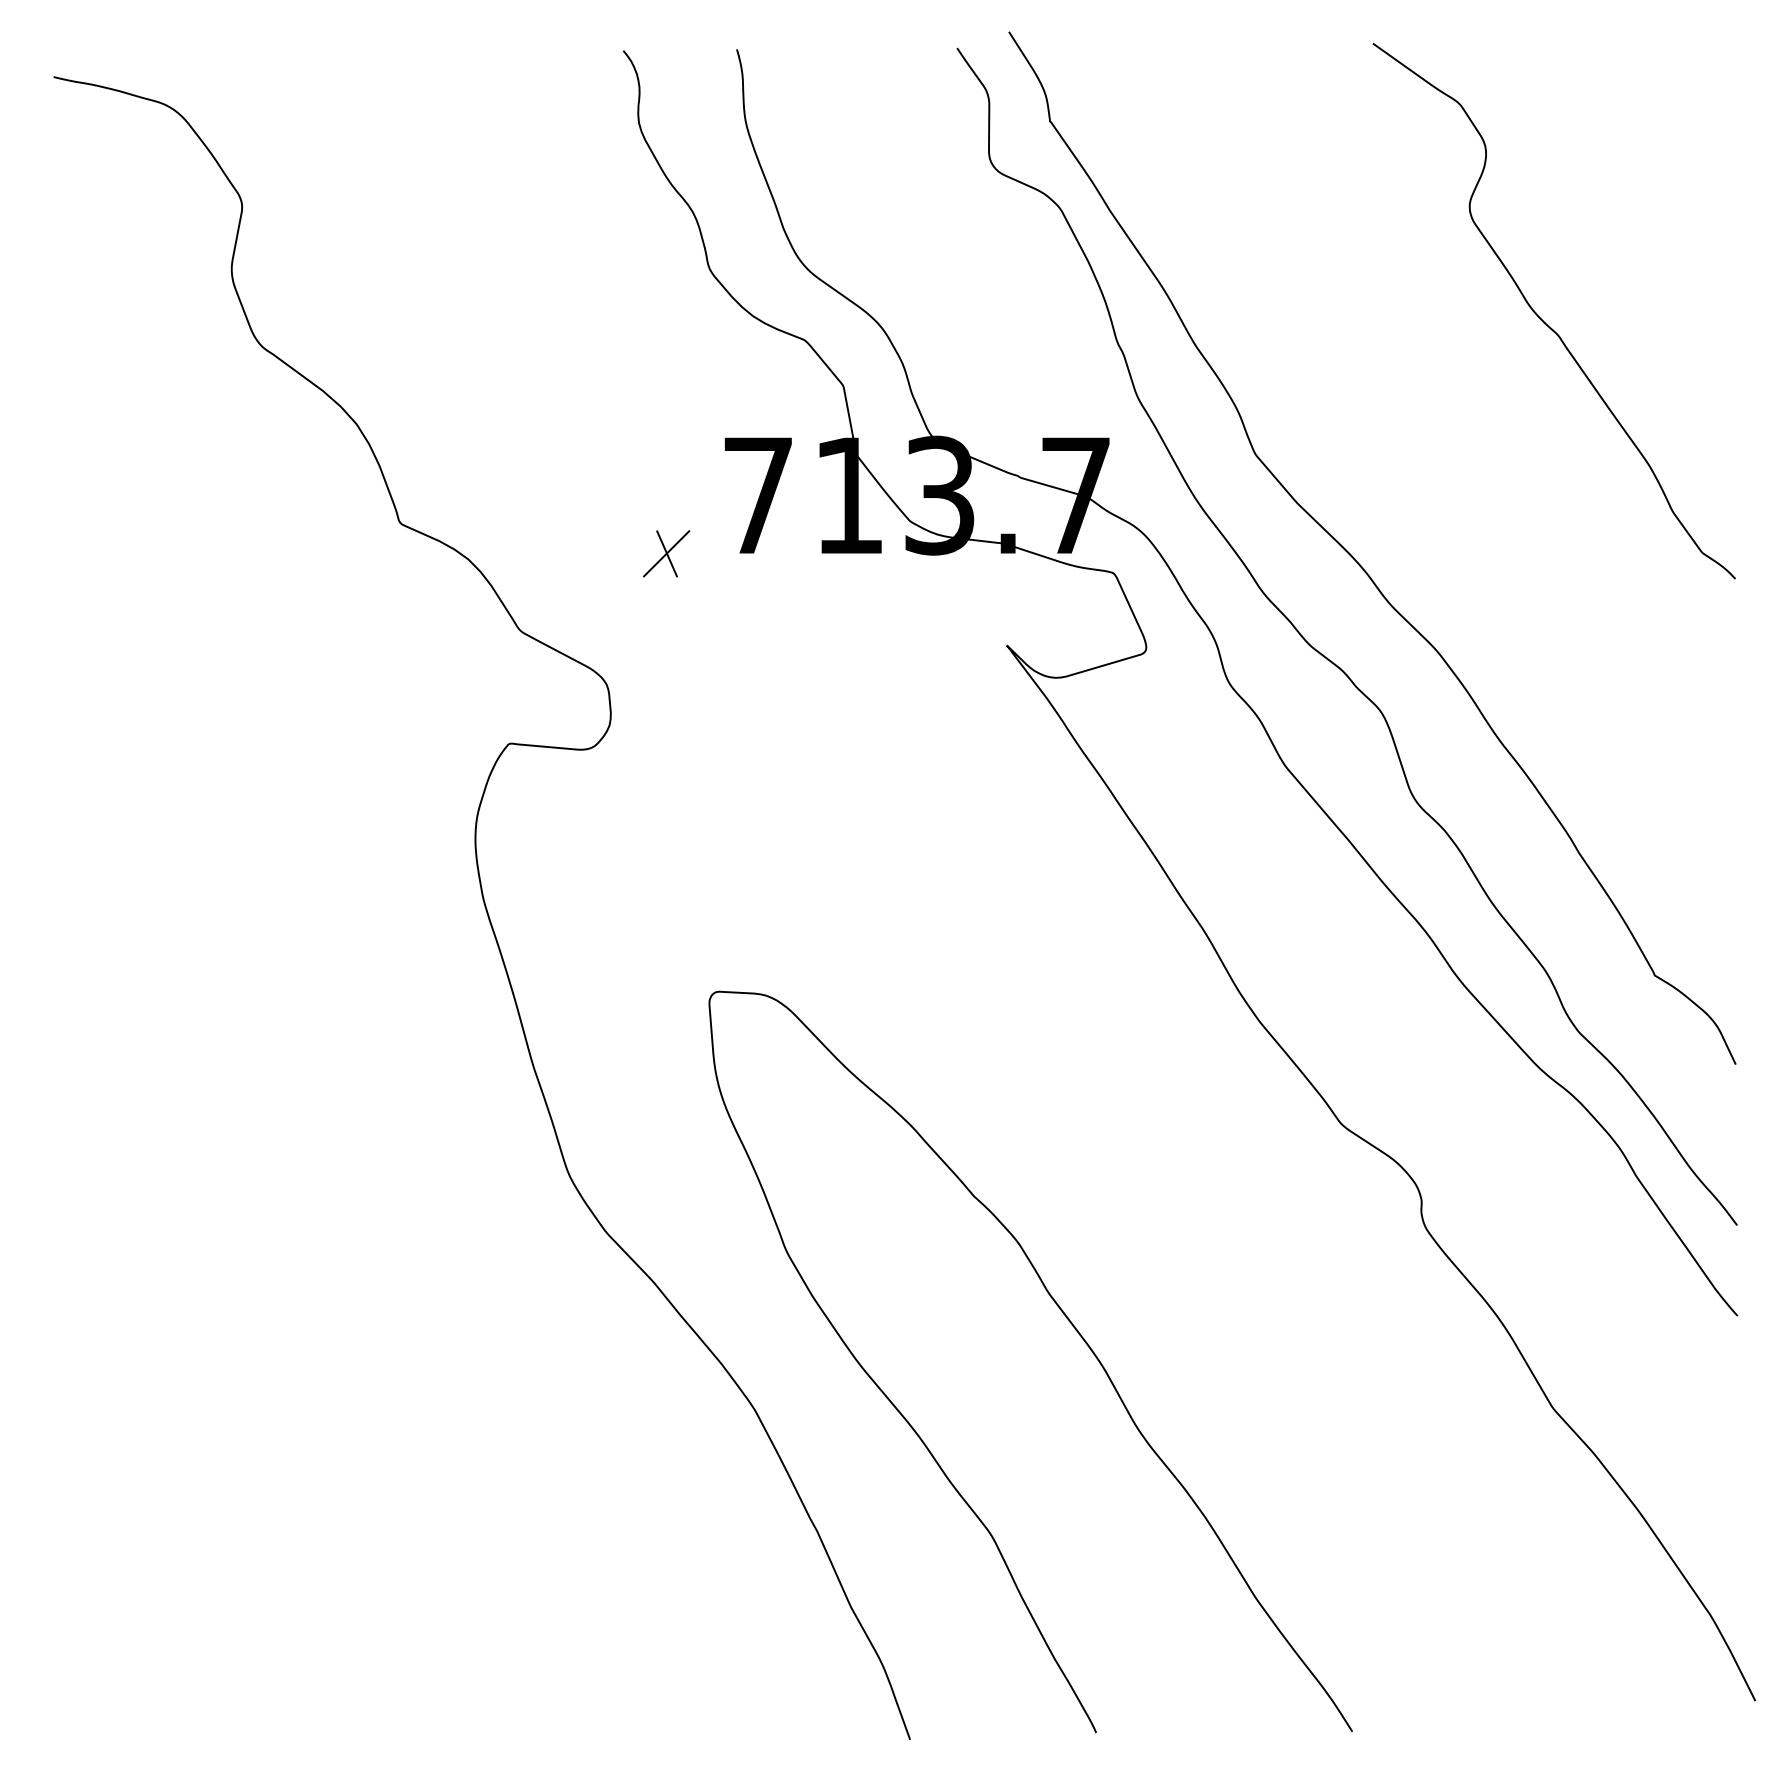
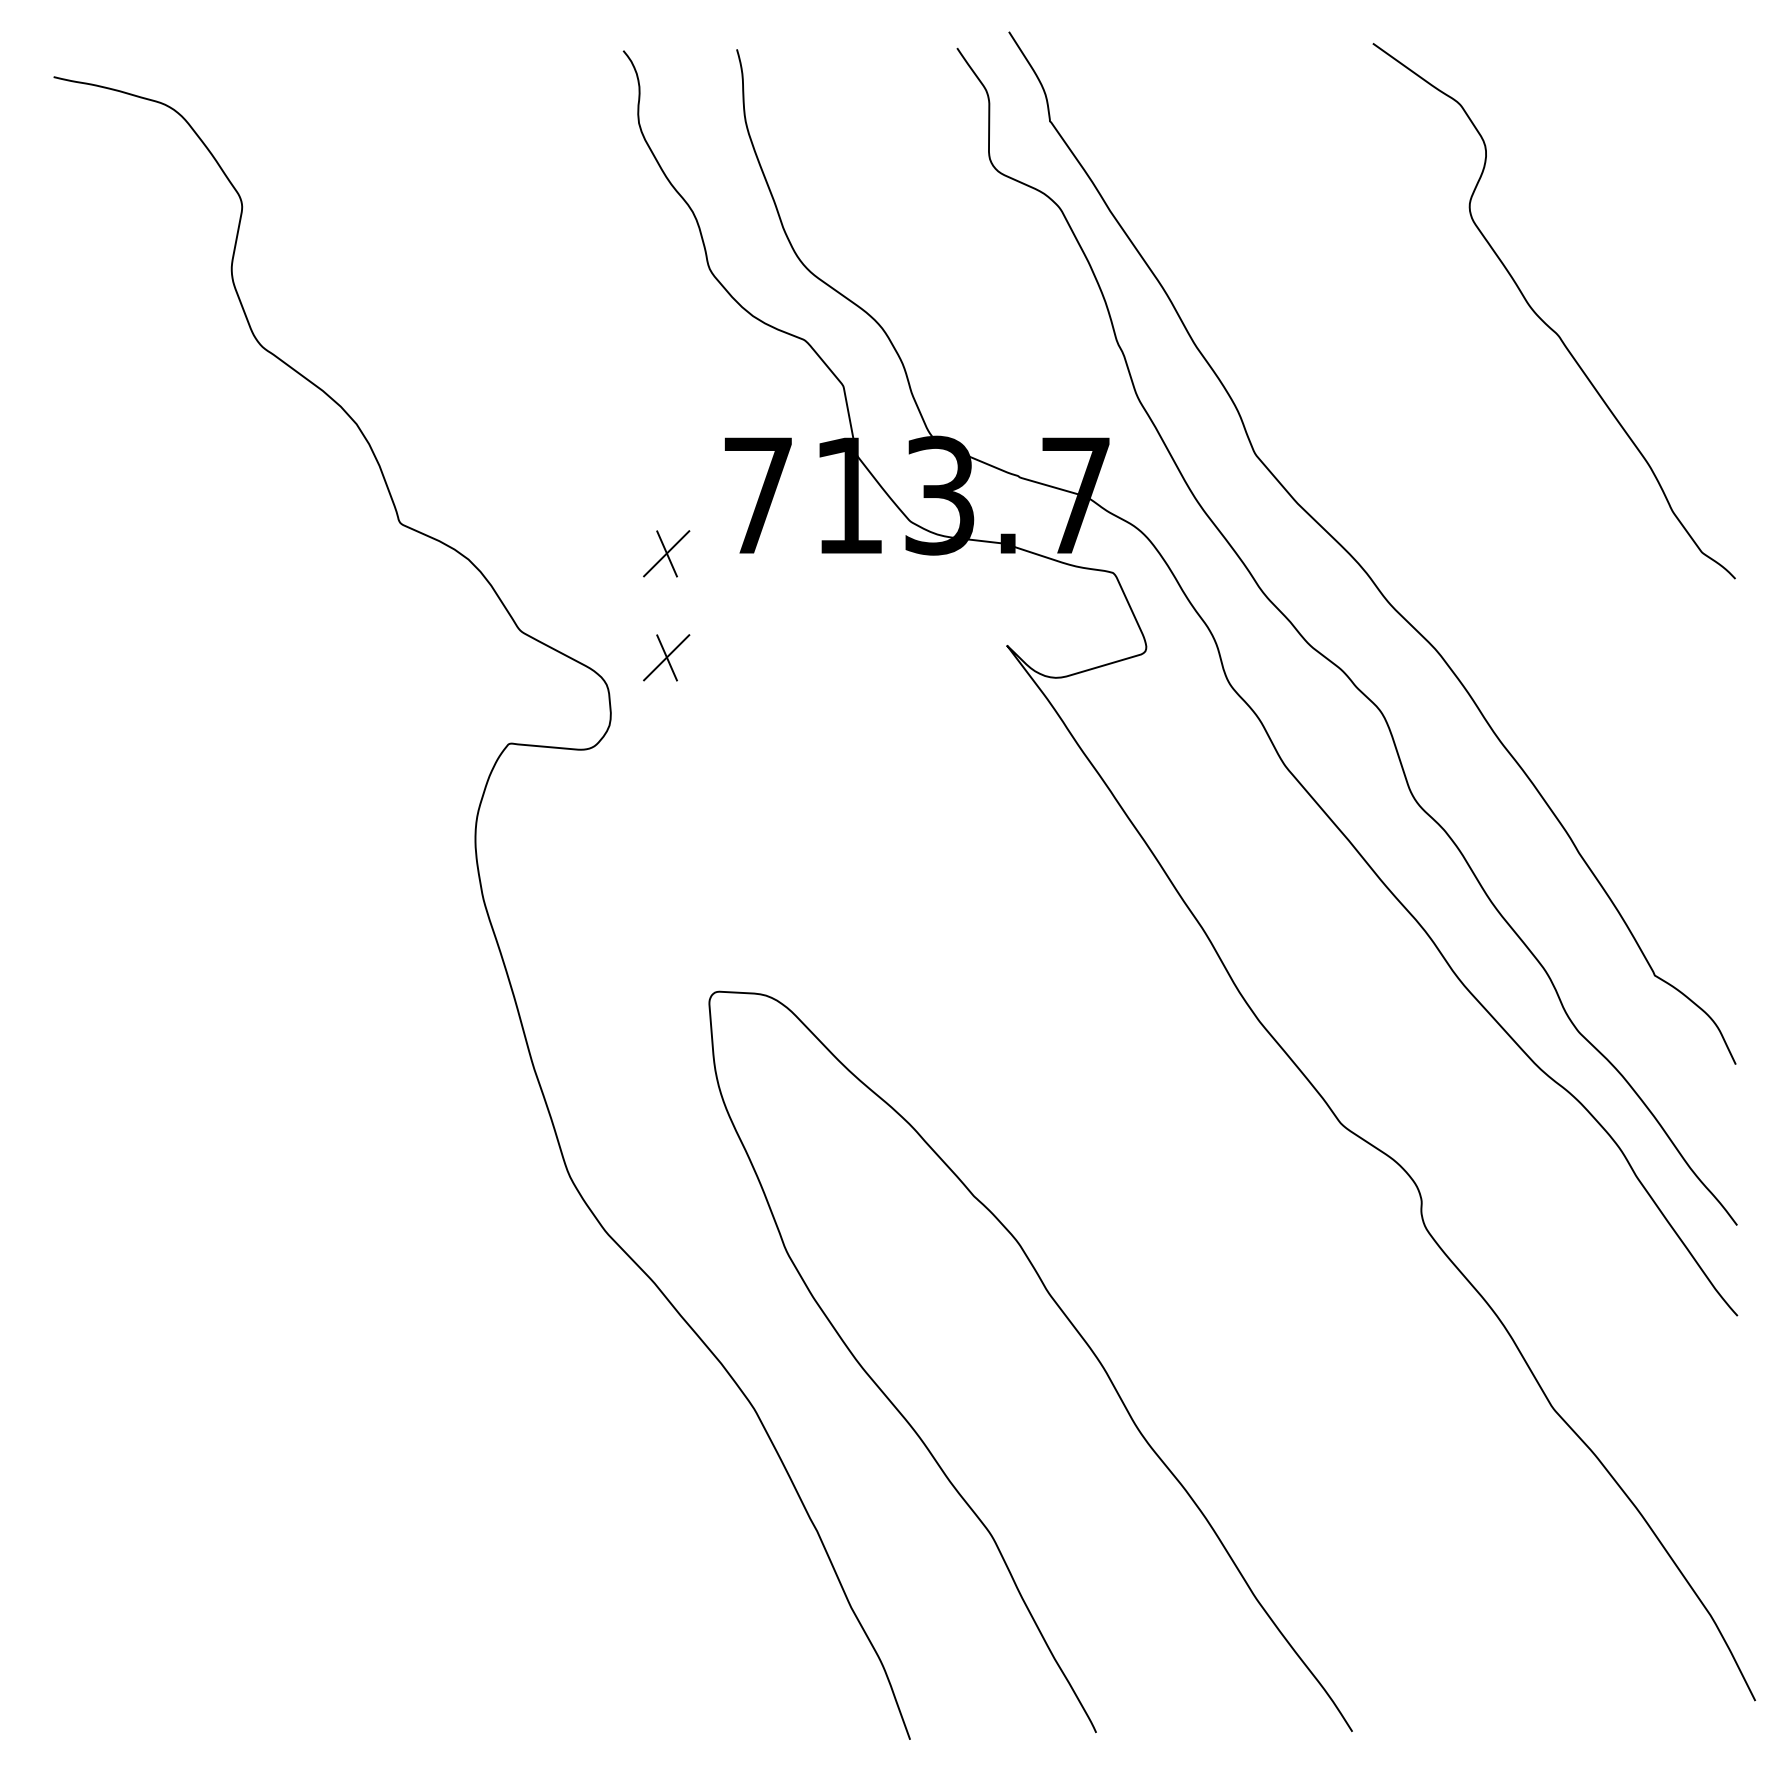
part: none -> present (666, 657)
